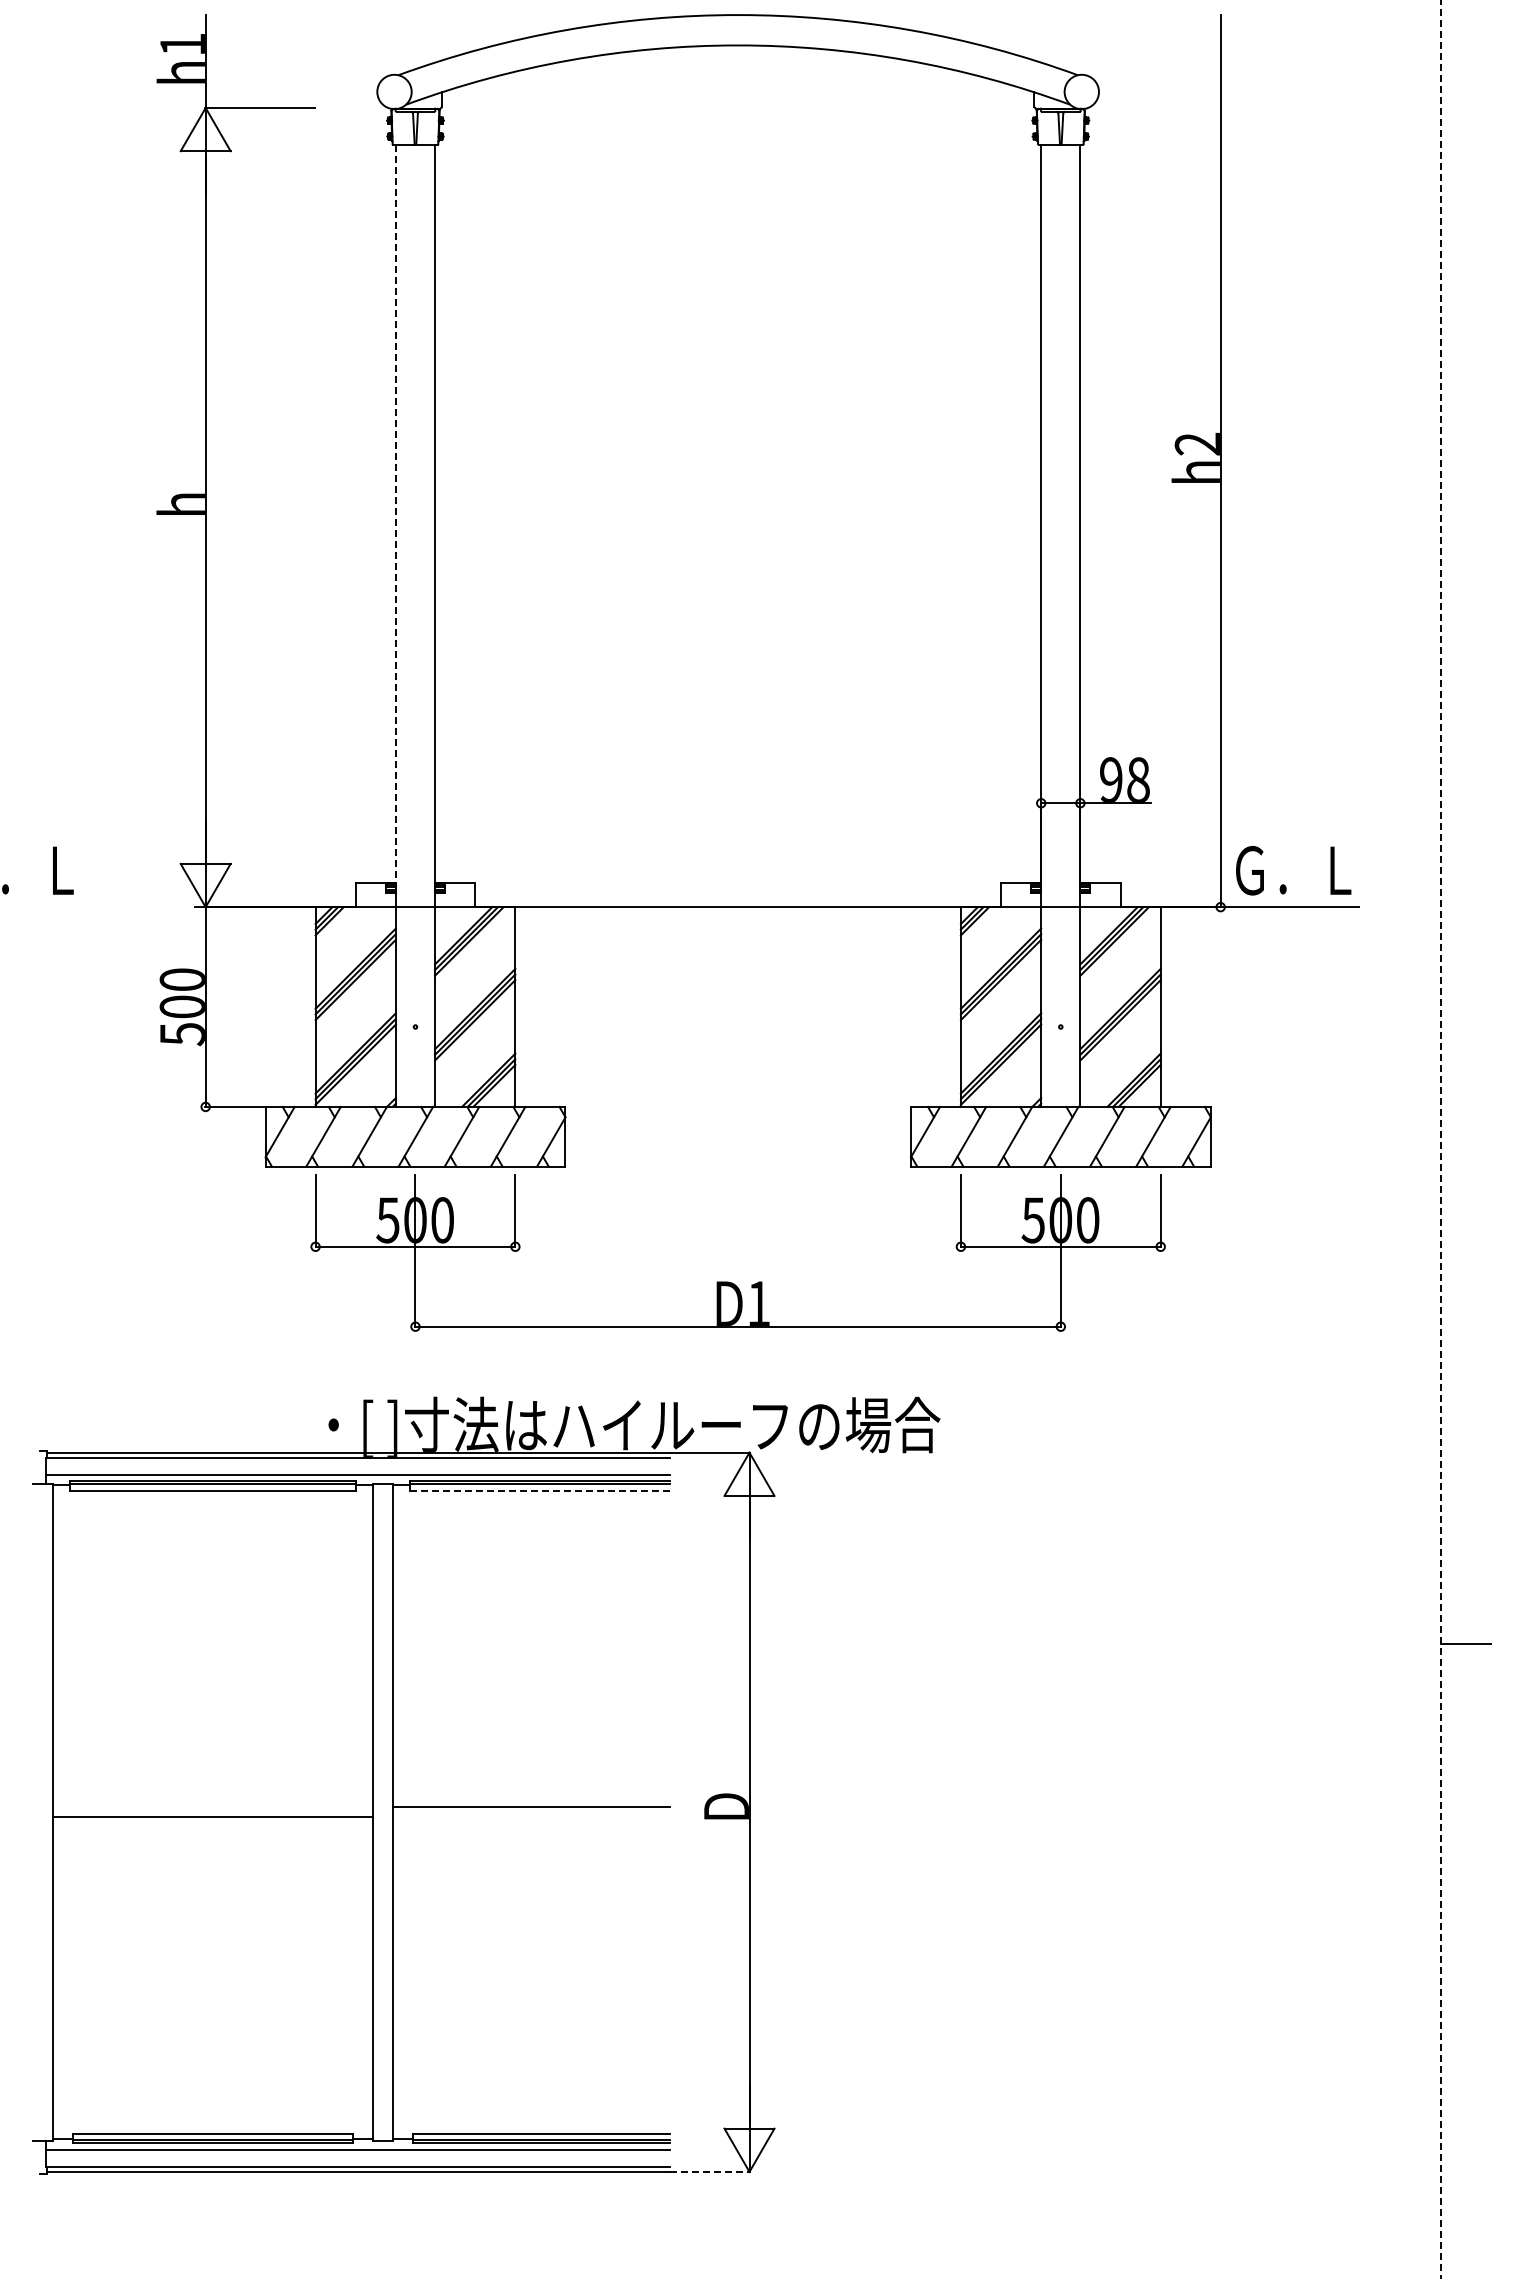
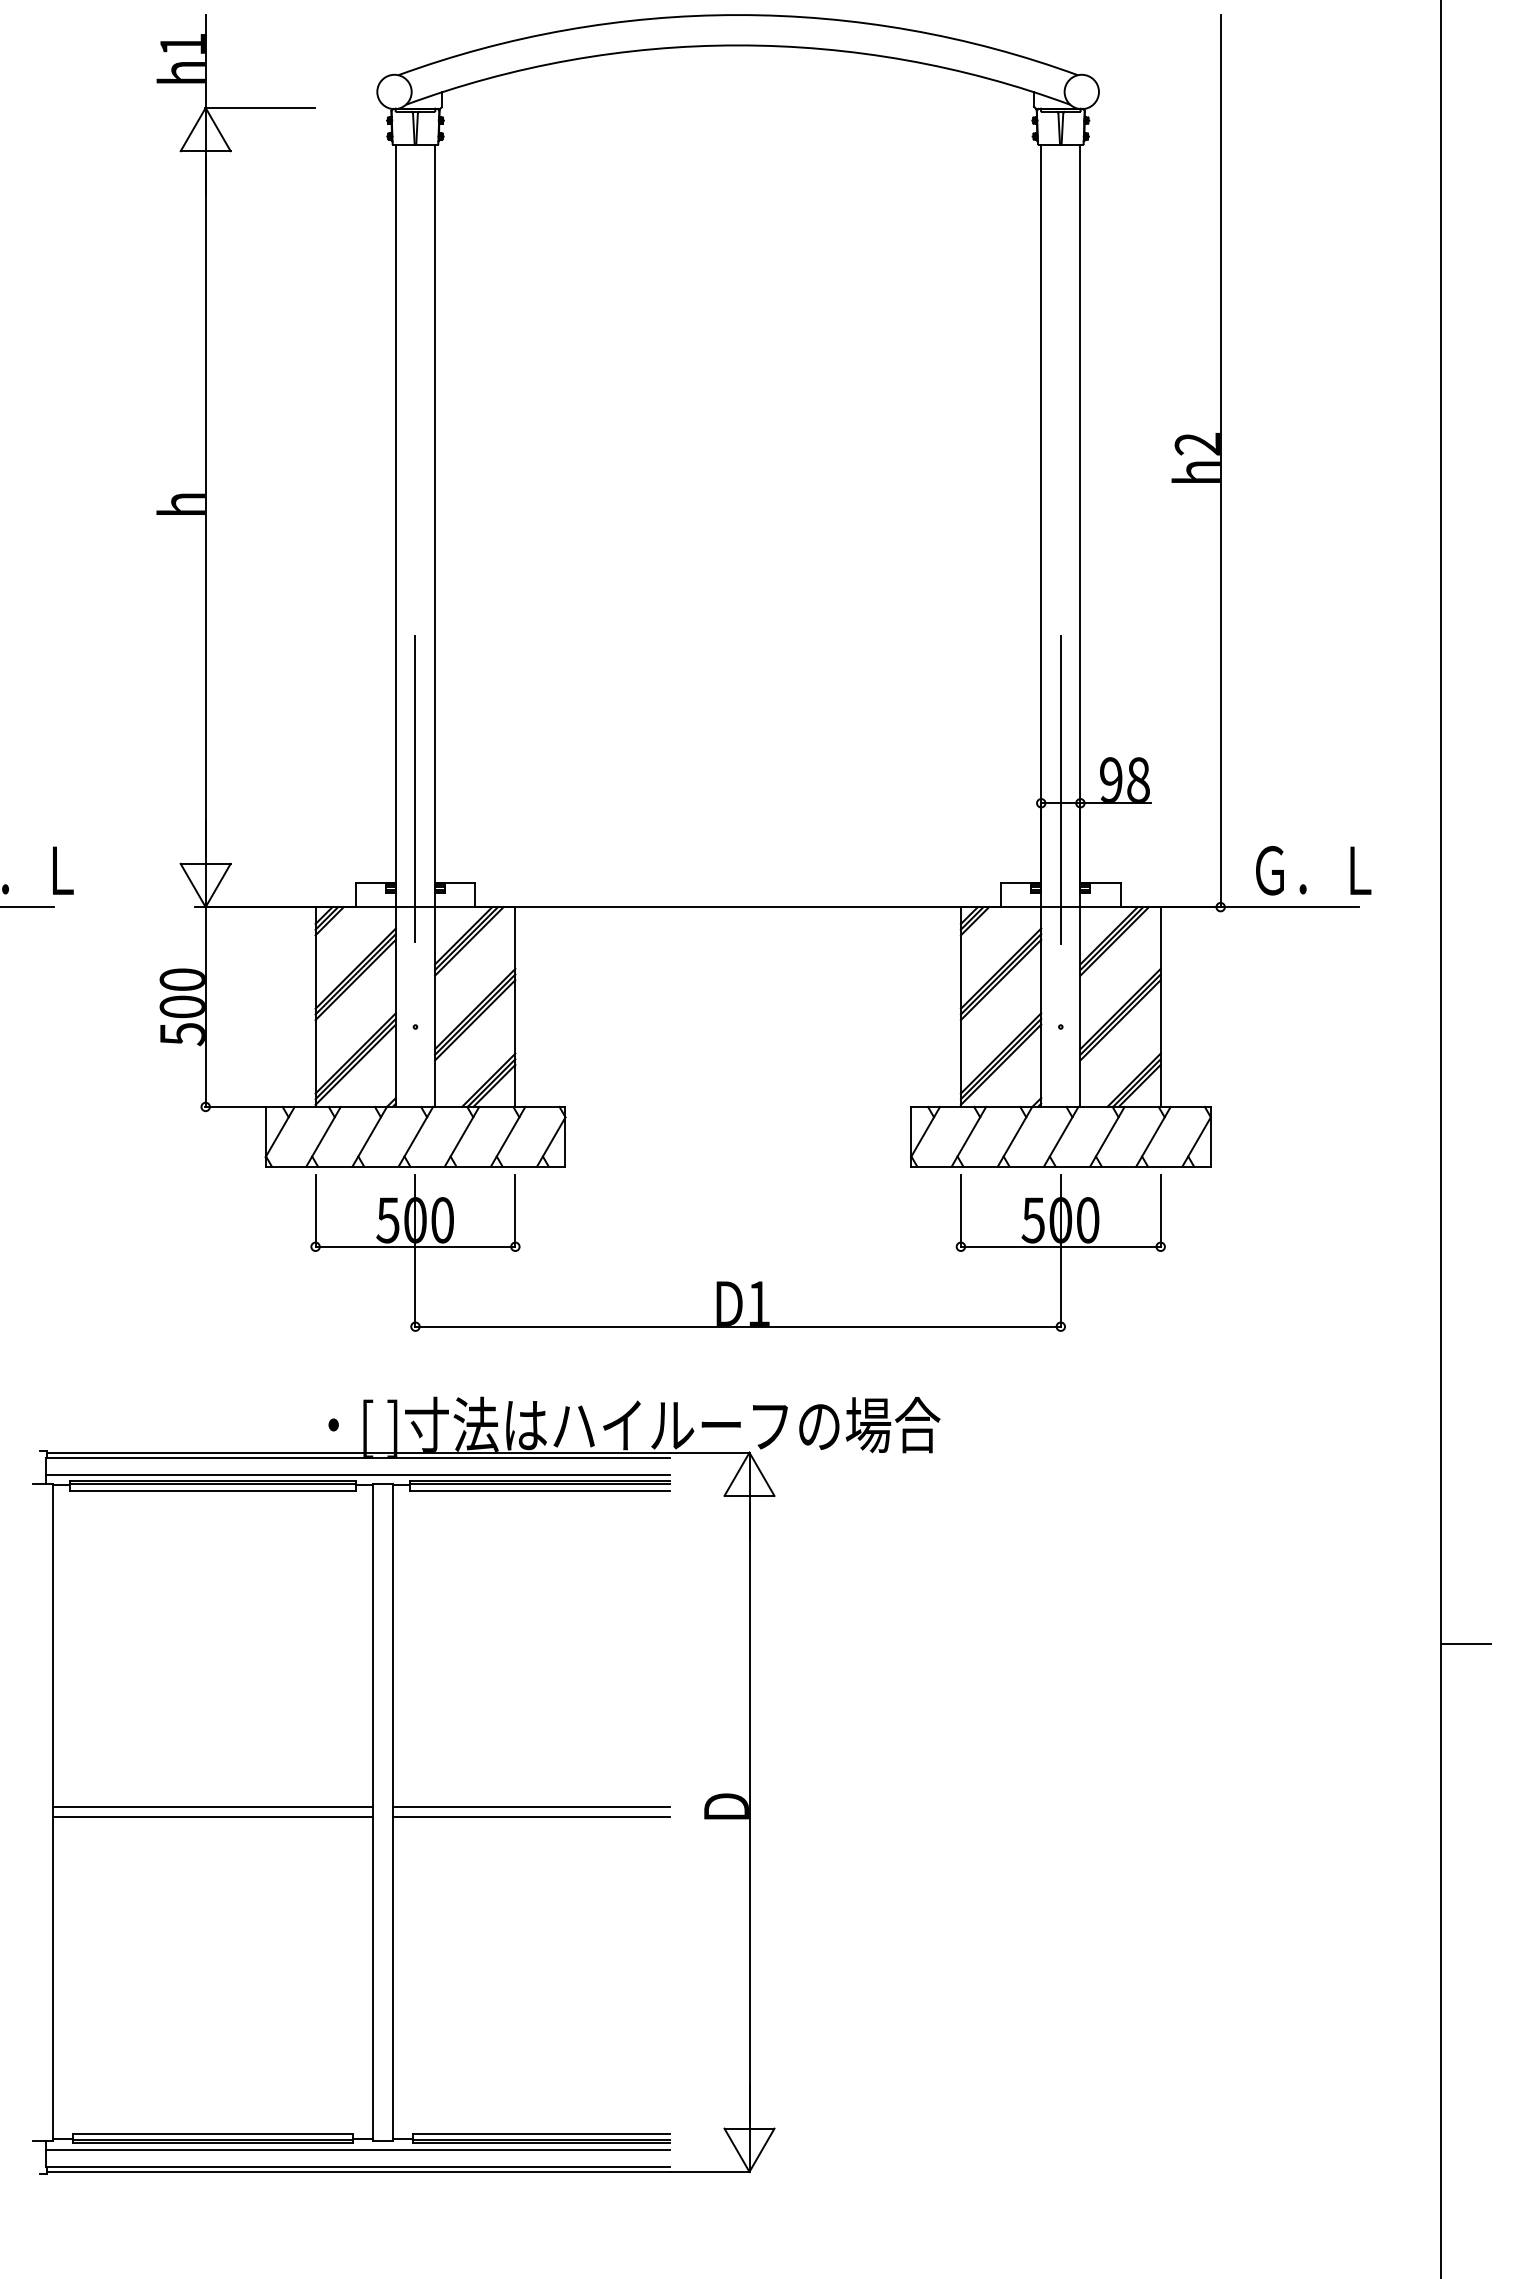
line: dashed -> solid (395, 514)
line: none -> present (415, 788)
line: none -> present (1060, 789)
text position: (1293, 870) -> (1313, 870) (1313, 870)
line: none -> present (28, 907)
line: dashed -> solid (1441, 1140)
line: dashed -> solid (539, 1491)
line: none -> present (213, 1807)
line: none -> present (531, 1817)
line: dashed -> solid (709, 2171)
